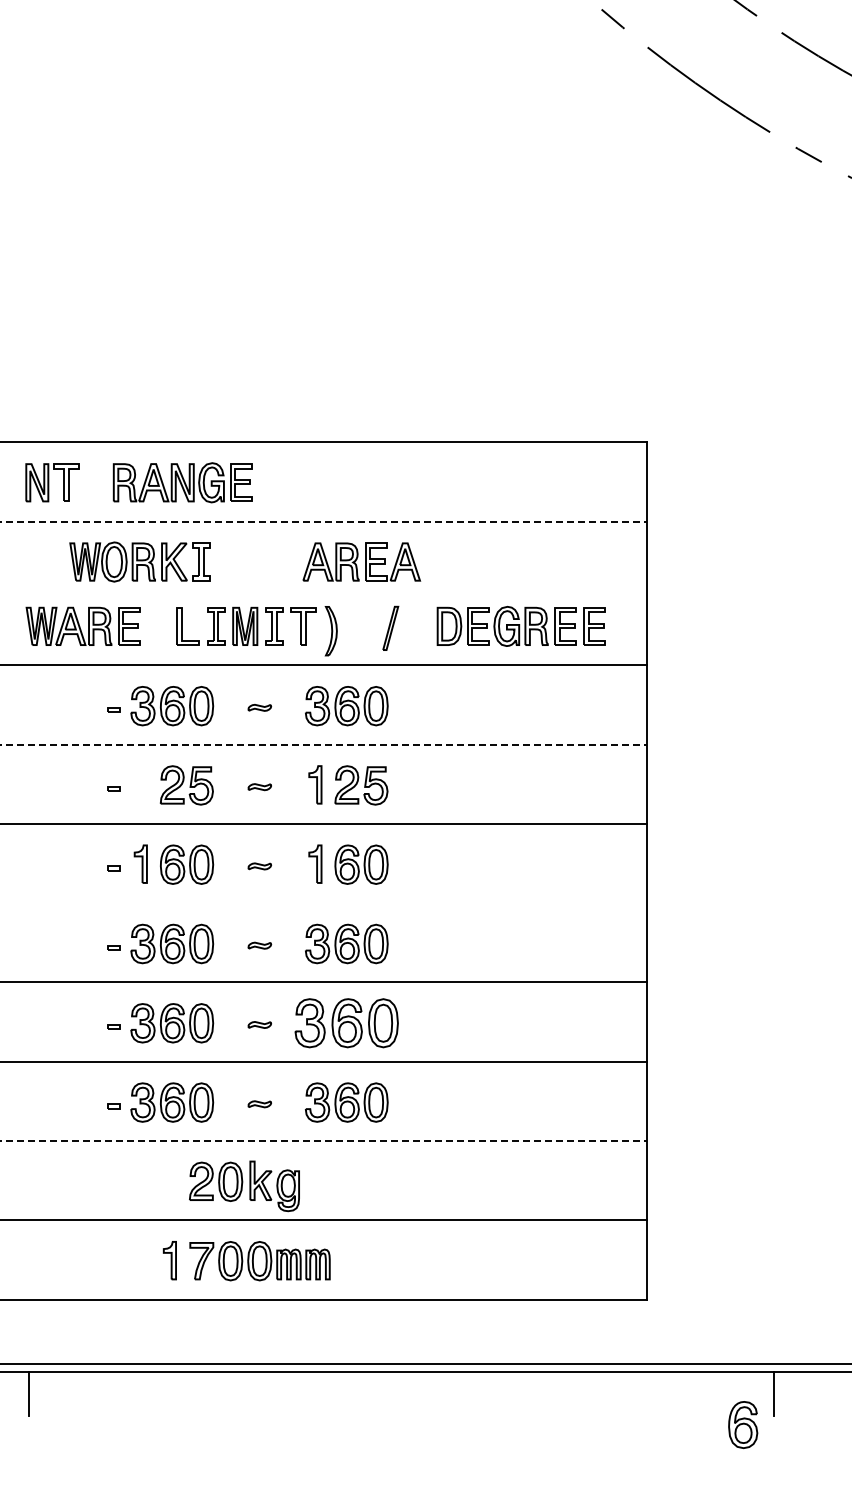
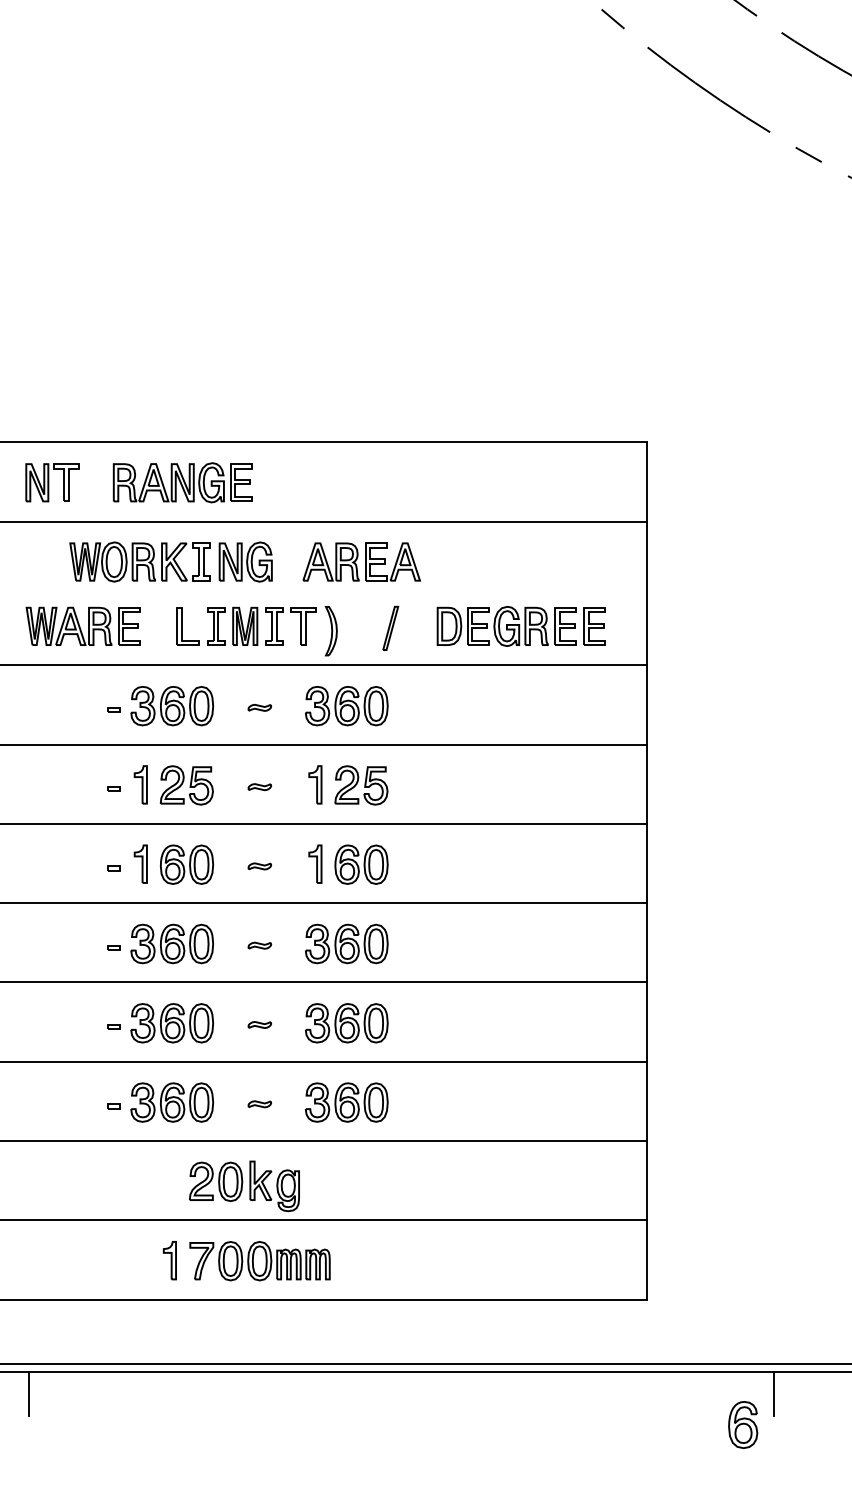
line: dashed -> solid (324, 521)
part: none -> present (245, 561)
line: dashed -> solid (324, 744)
part: none -> present (140, 784)
line: none -> present (324, 903)
part size: 105x51 px -> 84x41 px (346, 1023)
line: dashed -> solid (324, 1140)
